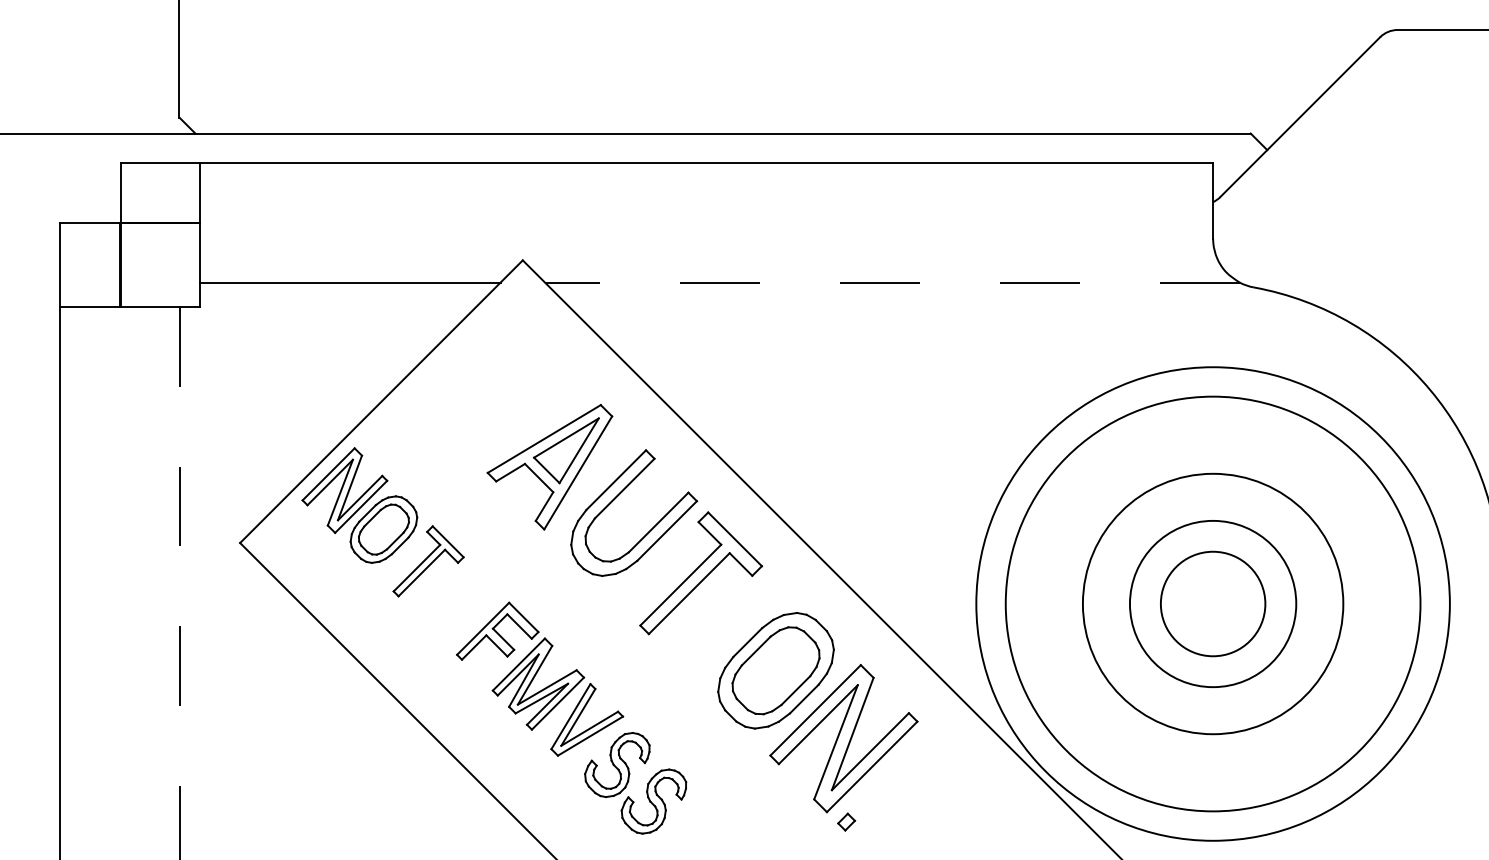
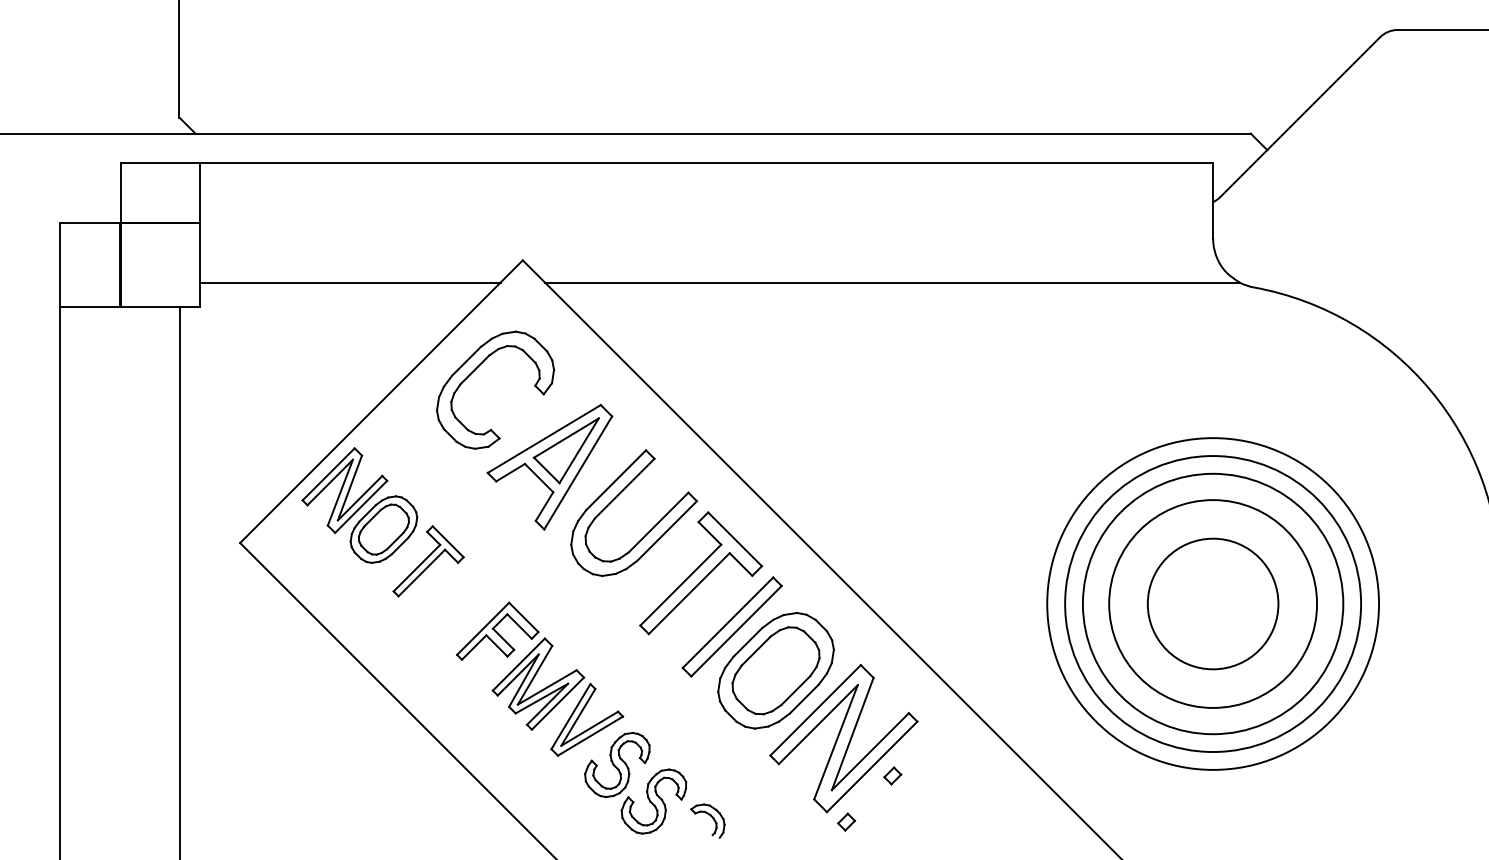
line: dashed -> solid (891, 282)
part: none -> present (476, 369)
line: dashed -> solid (180, 583)
circle diameter: 105 px -> 131 px (1212, 603)
circle diameter: 166 px -> 208 px (1213, 603)
circle diameter: 415 px -> 332 px (1213, 603)
circle diameter: 474 px -> 296 px (1213, 604)
part: none -> present (731, 626)
part: none -> present (892, 775)
part: none -> present (707, 820)
